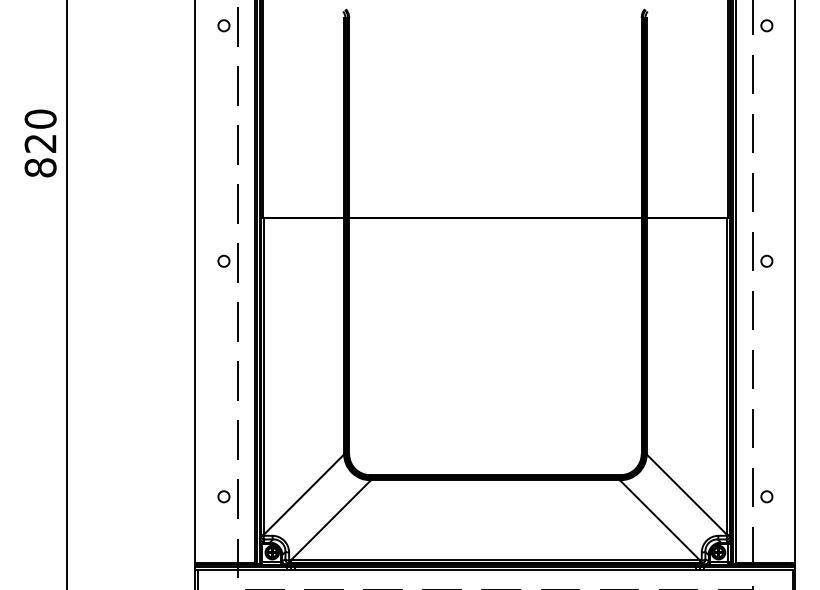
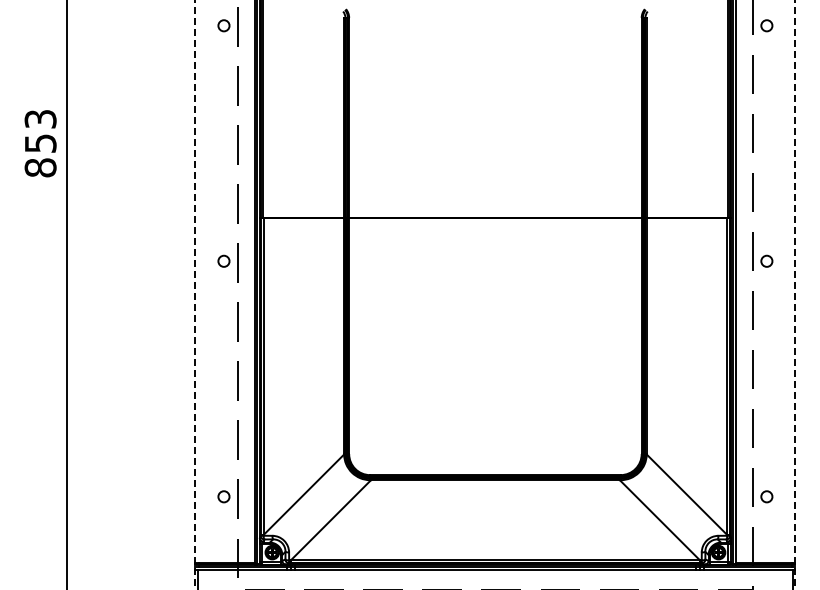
text: 820 -> 853 (40, 130)
line: solid -> dashed (195, 294)
line: solid -> dashed (795, 294)
